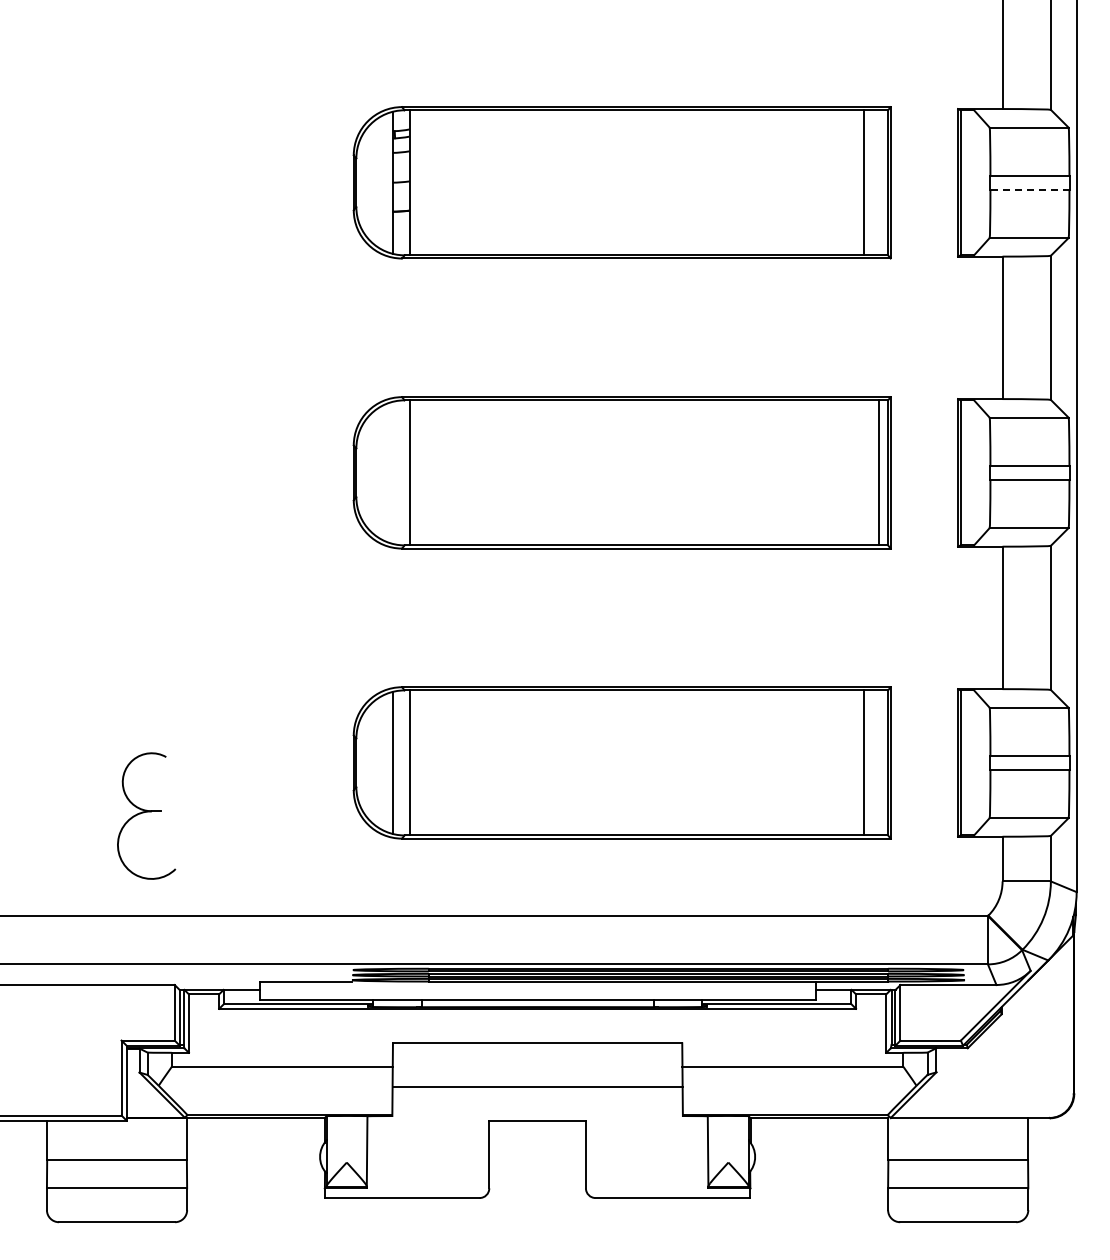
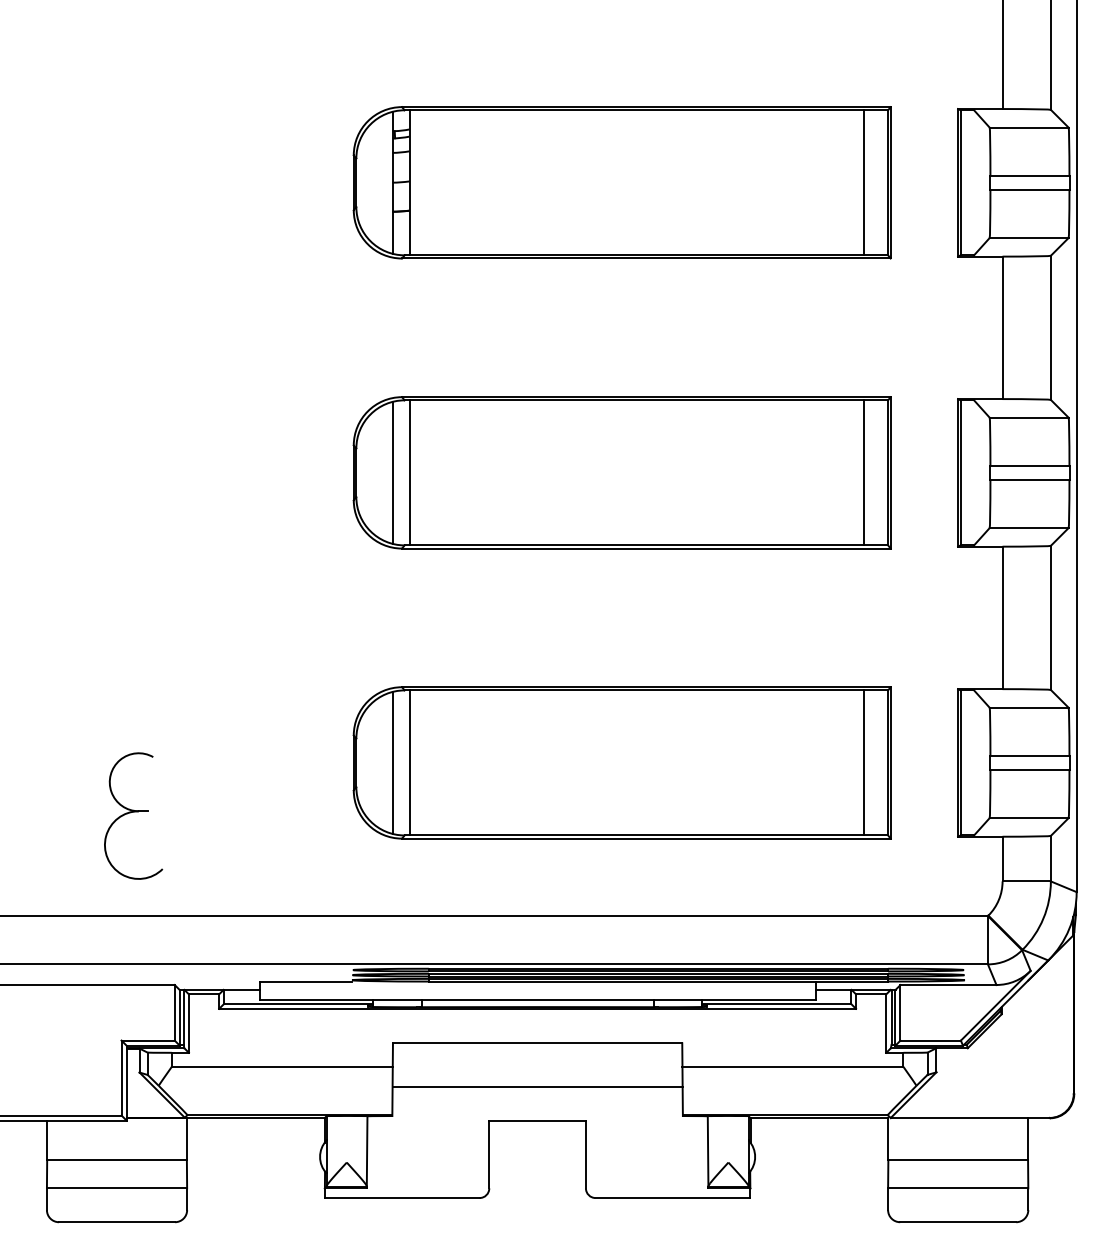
line: dashed -> solid (1029, 189)
line: none -> present (392, 472)
line position: (878, 472) -> (863, 472) (863, 472)
part position: (146, 815) -> (133, 815) (133, 815)
